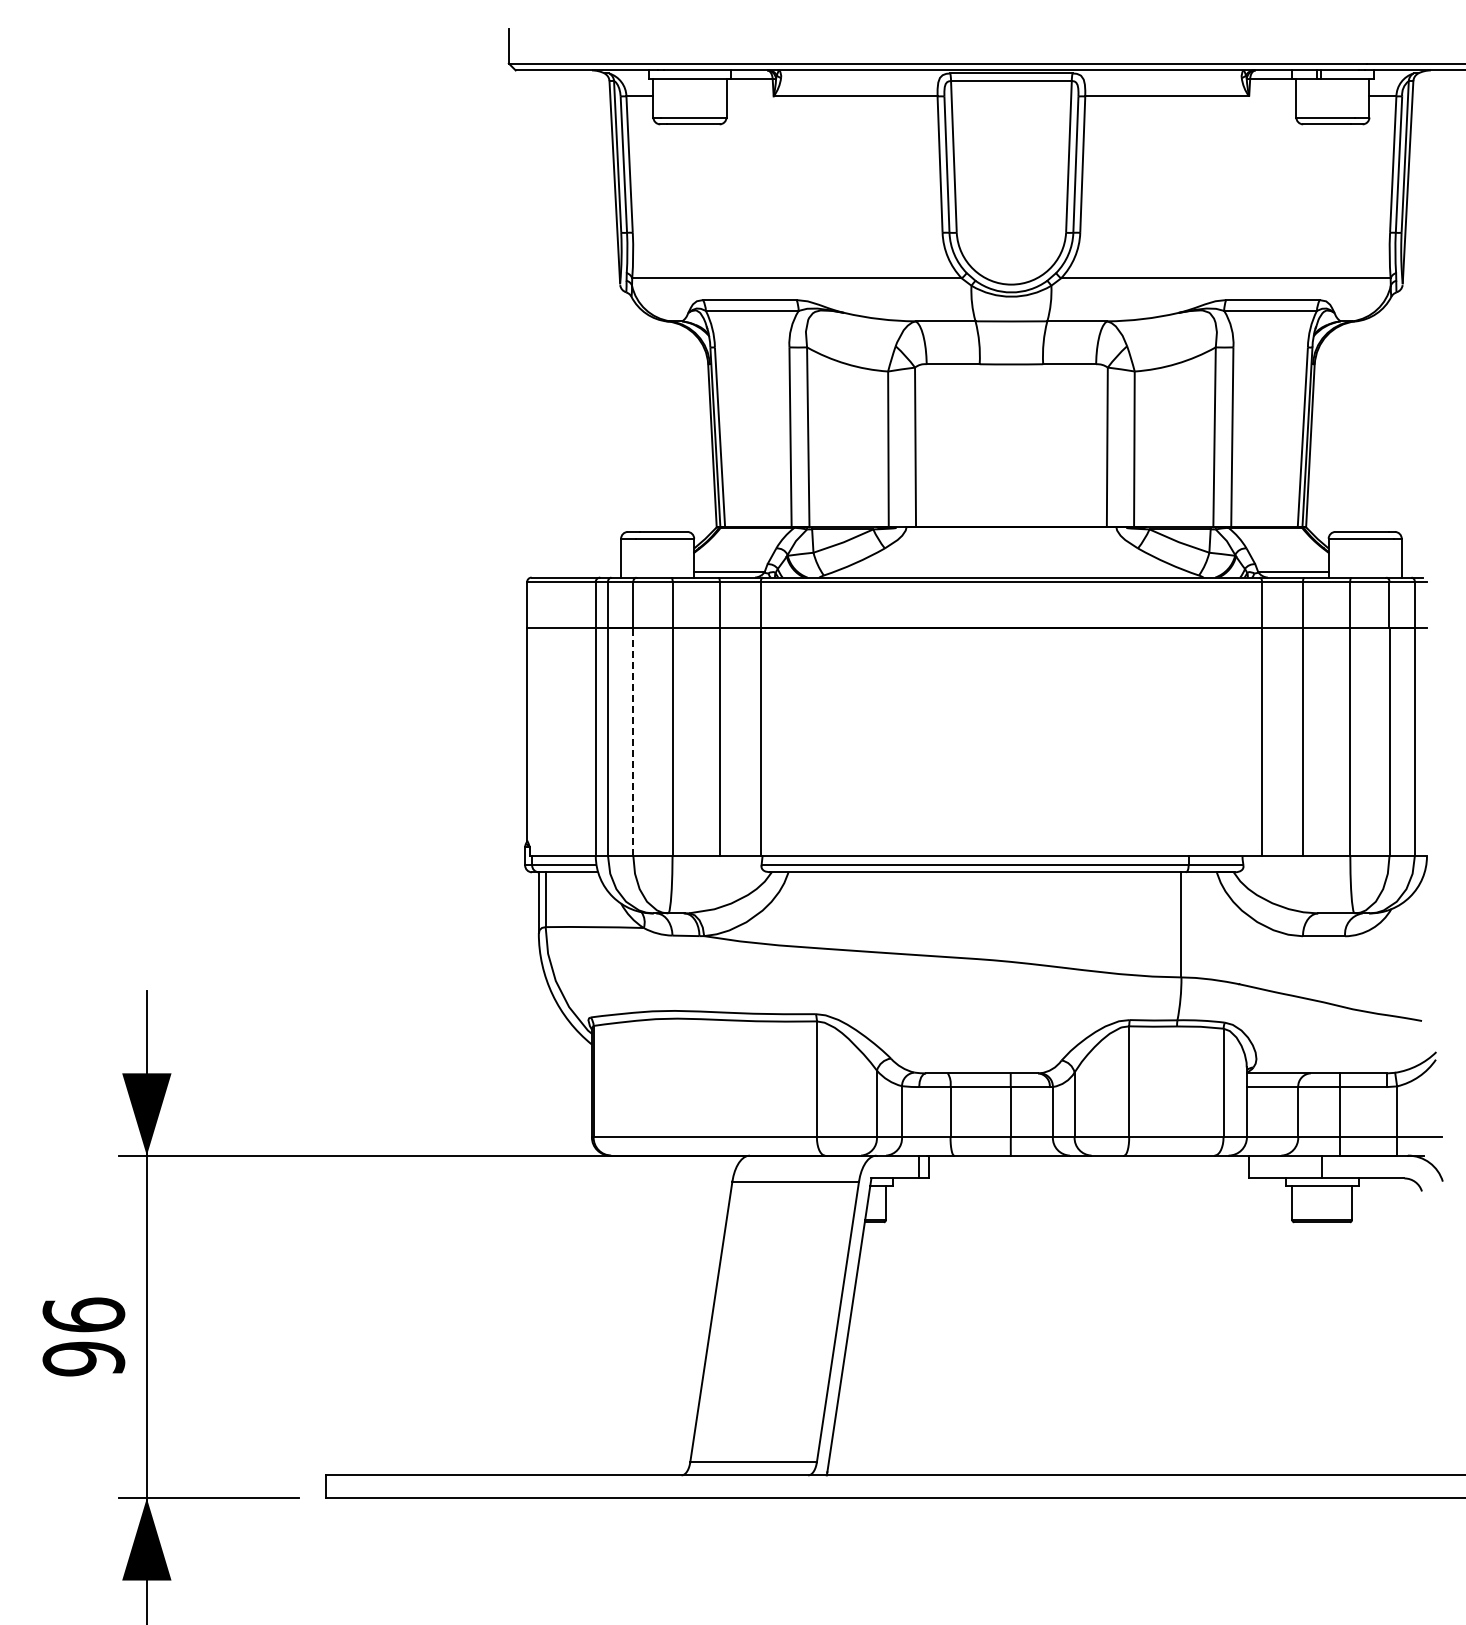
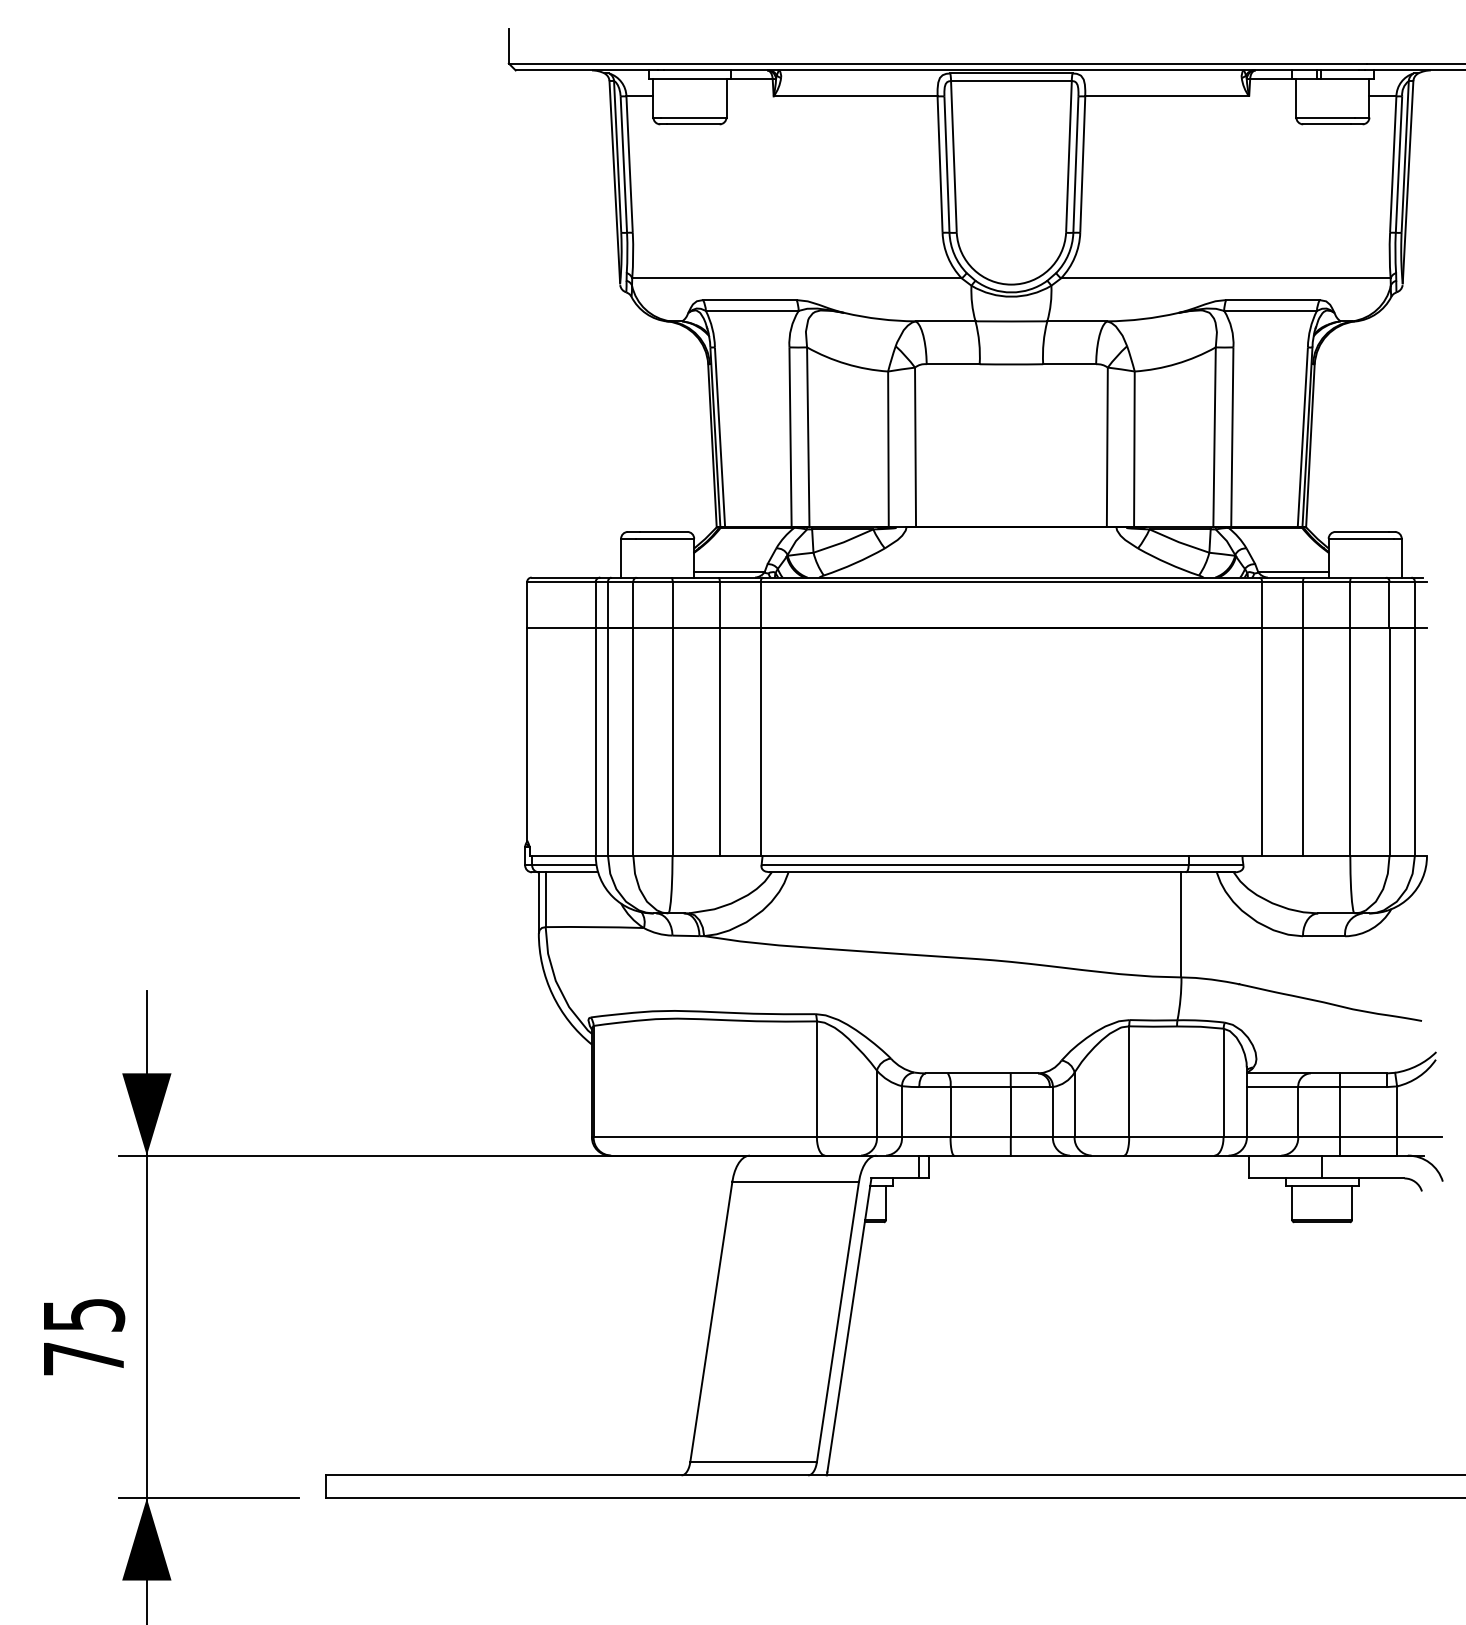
line: dashed -> solid (633, 741)
text: 96 -> 75 (83, 1336)
